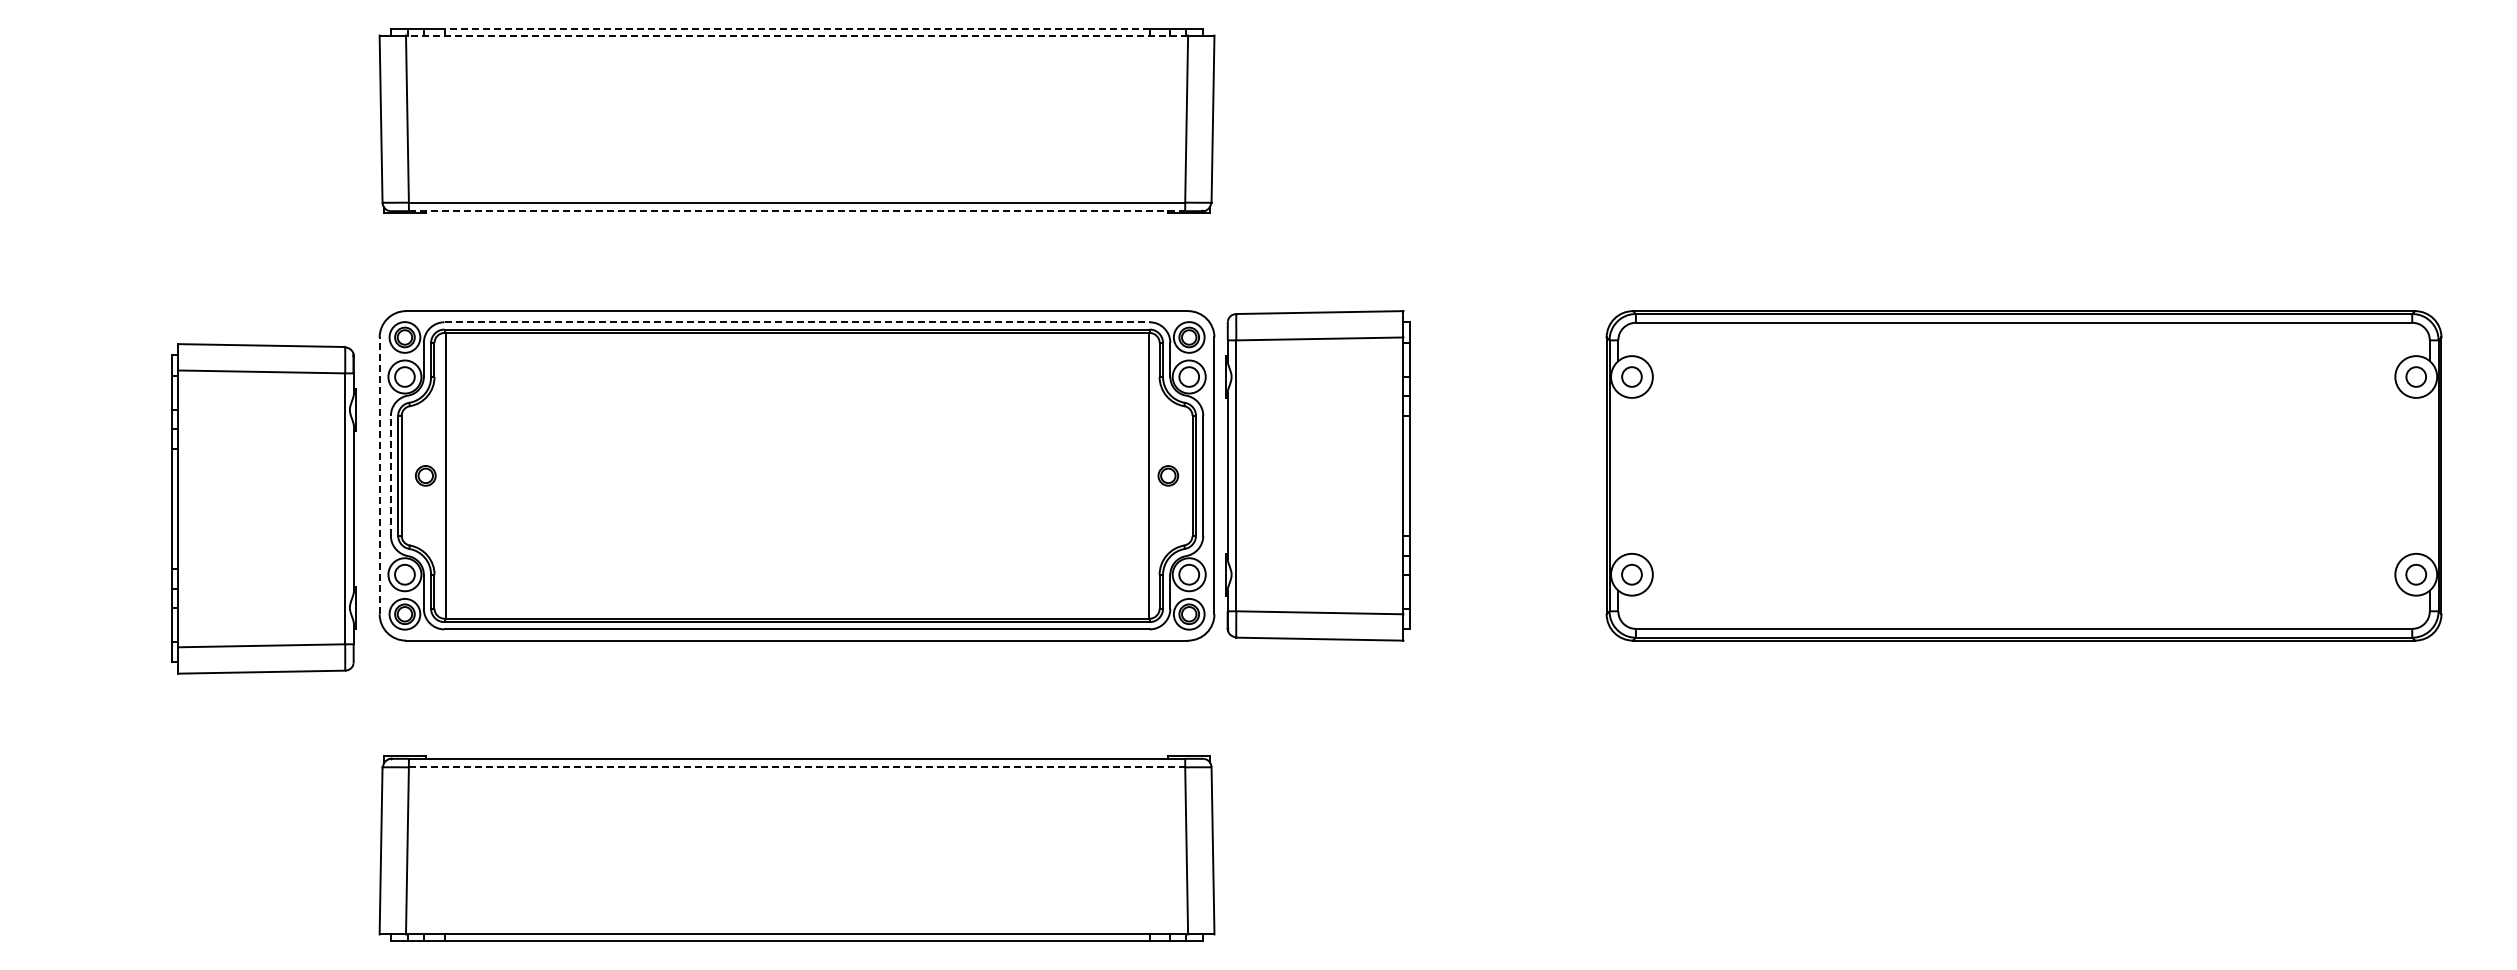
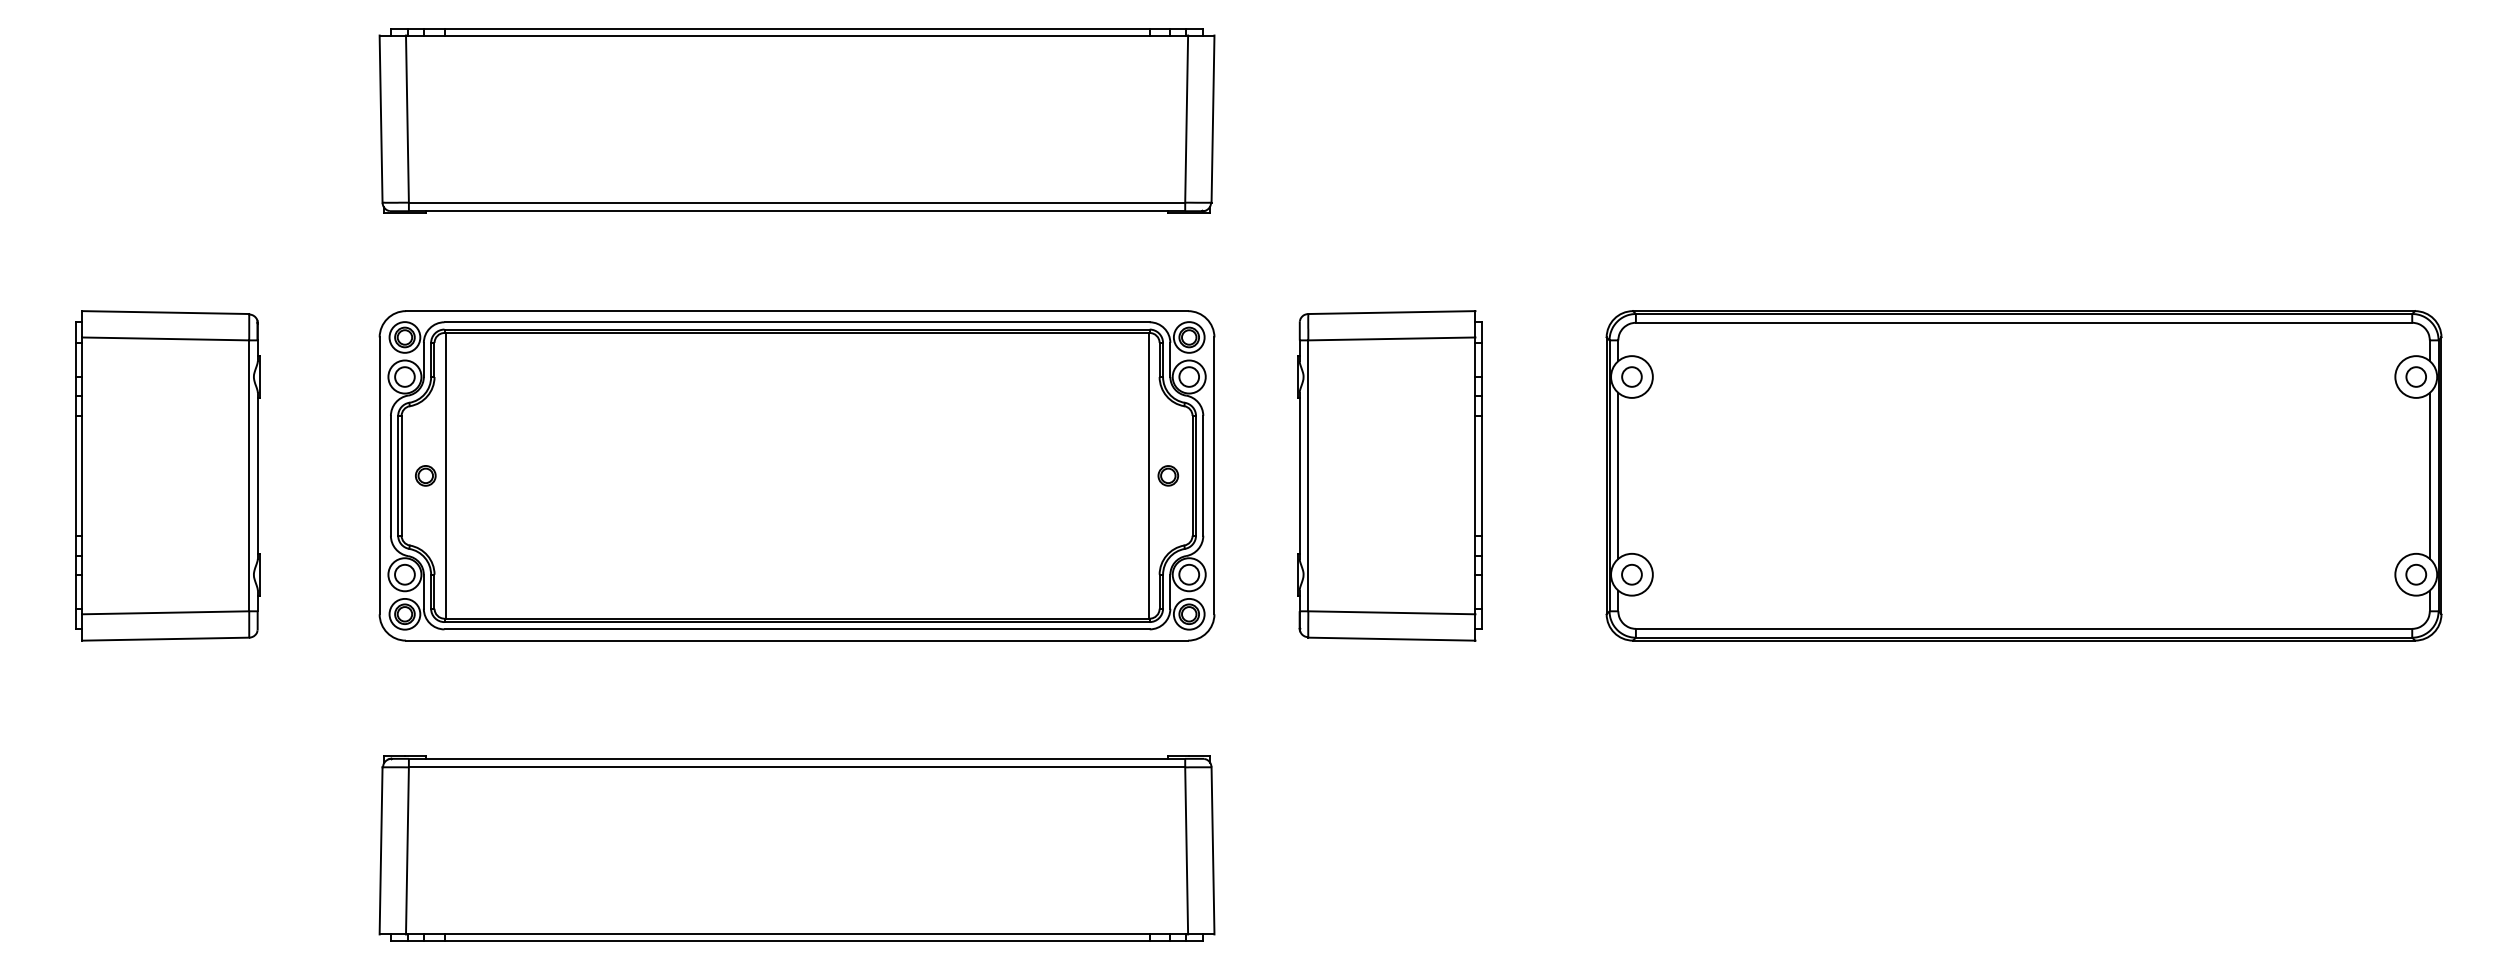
line: dashed -> solid (797, 28)
line: dashed -> solid (796, 35)
line: dashed -> solid (797, 211)
line: dashed -> solid (797, 322)
line: dashed -> solid (379, 475)
line: dashed -> solid (390, 475)
part position: (1317, 475) -> (1389, 475) (1389, 475)
line: none -> present (1618, 475)
line: none -> present (2429, 475)
part position: (263, 508) -> (167, 475) (167, 475)
line: dashed -> solid (797, 767)
